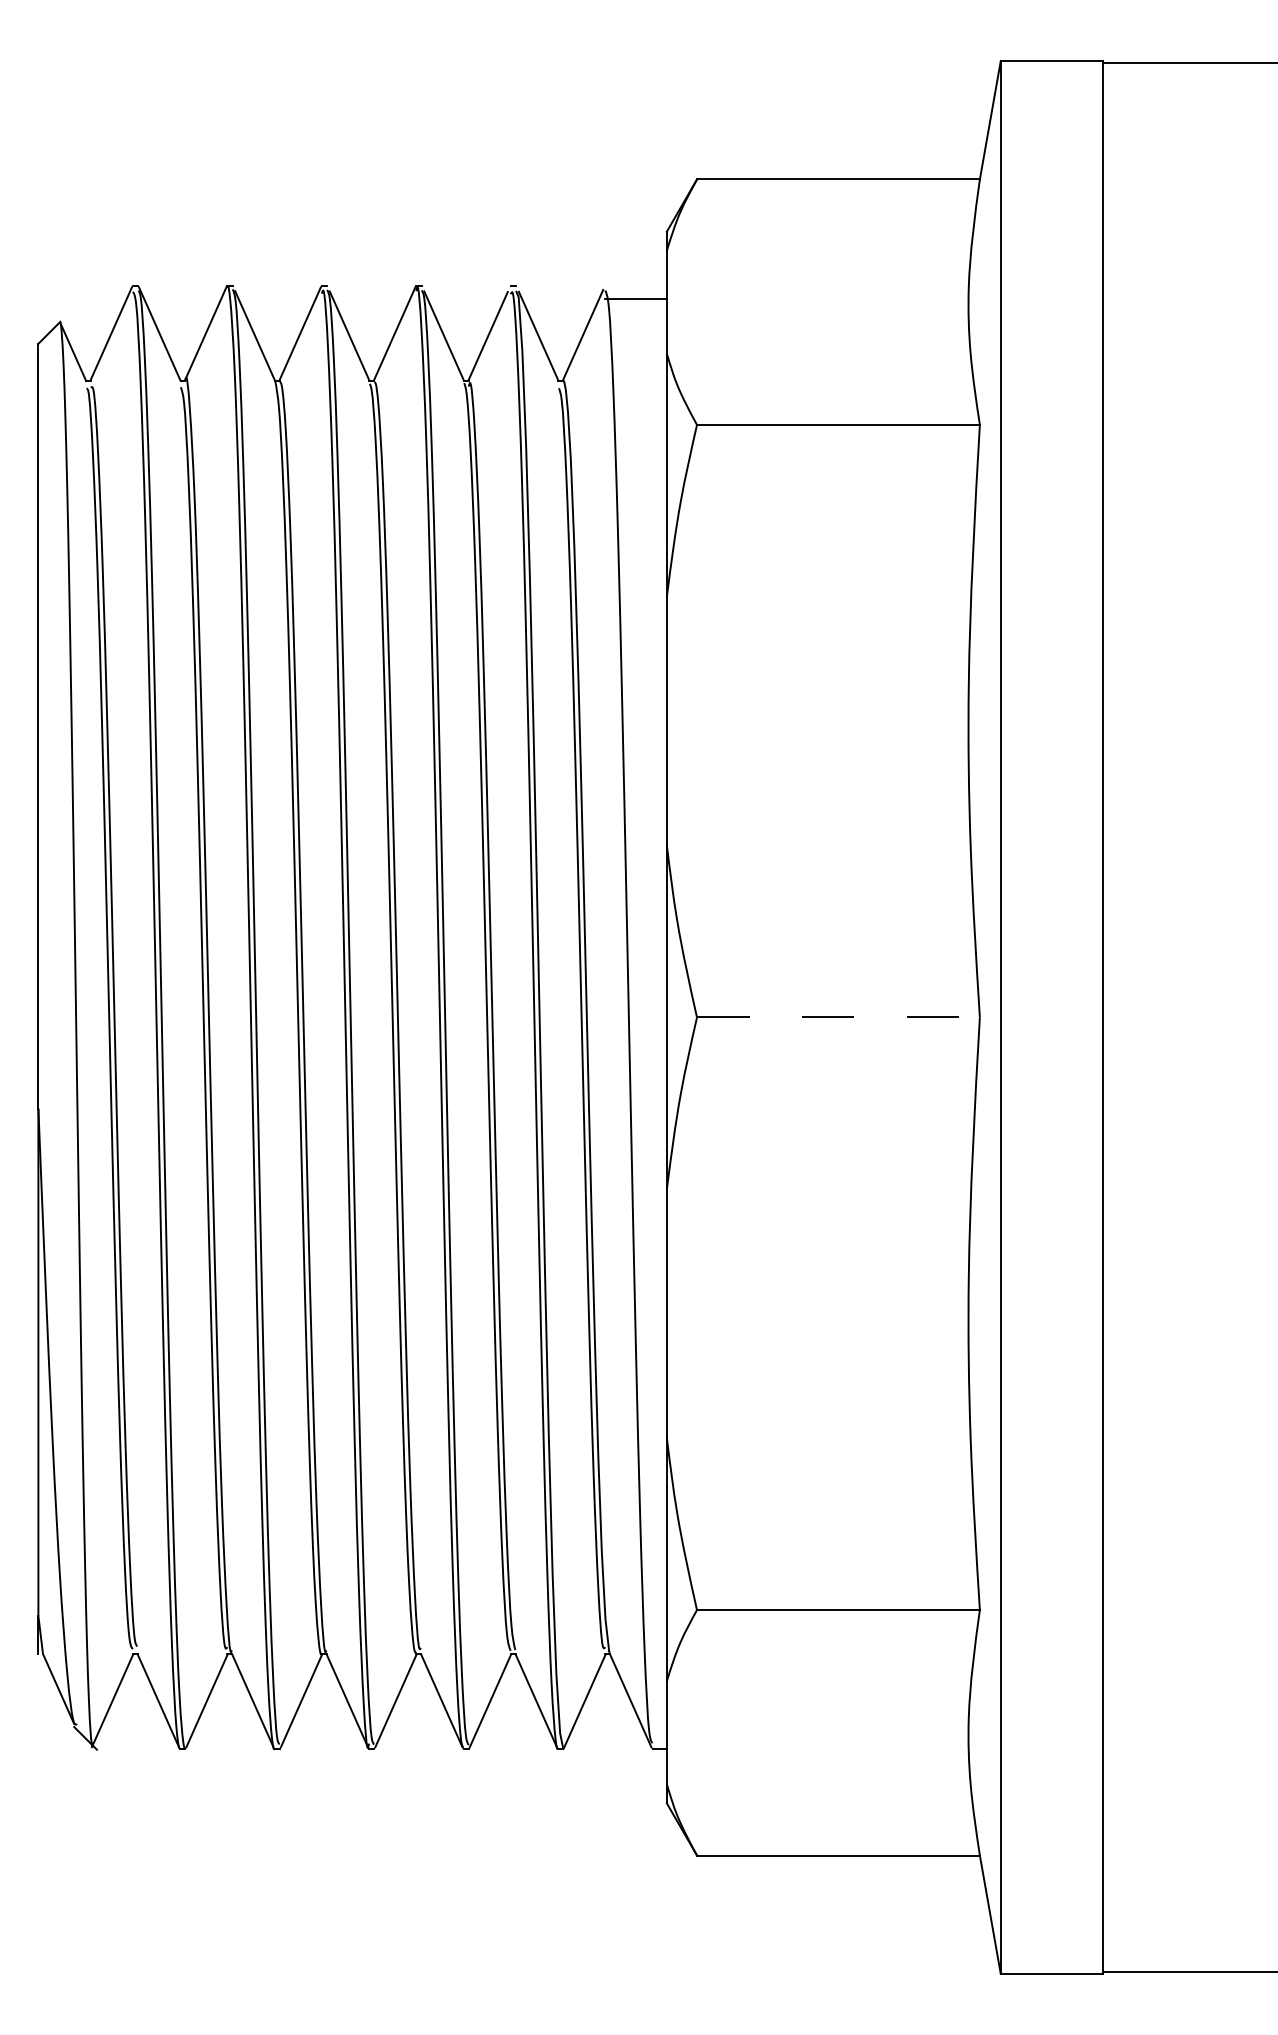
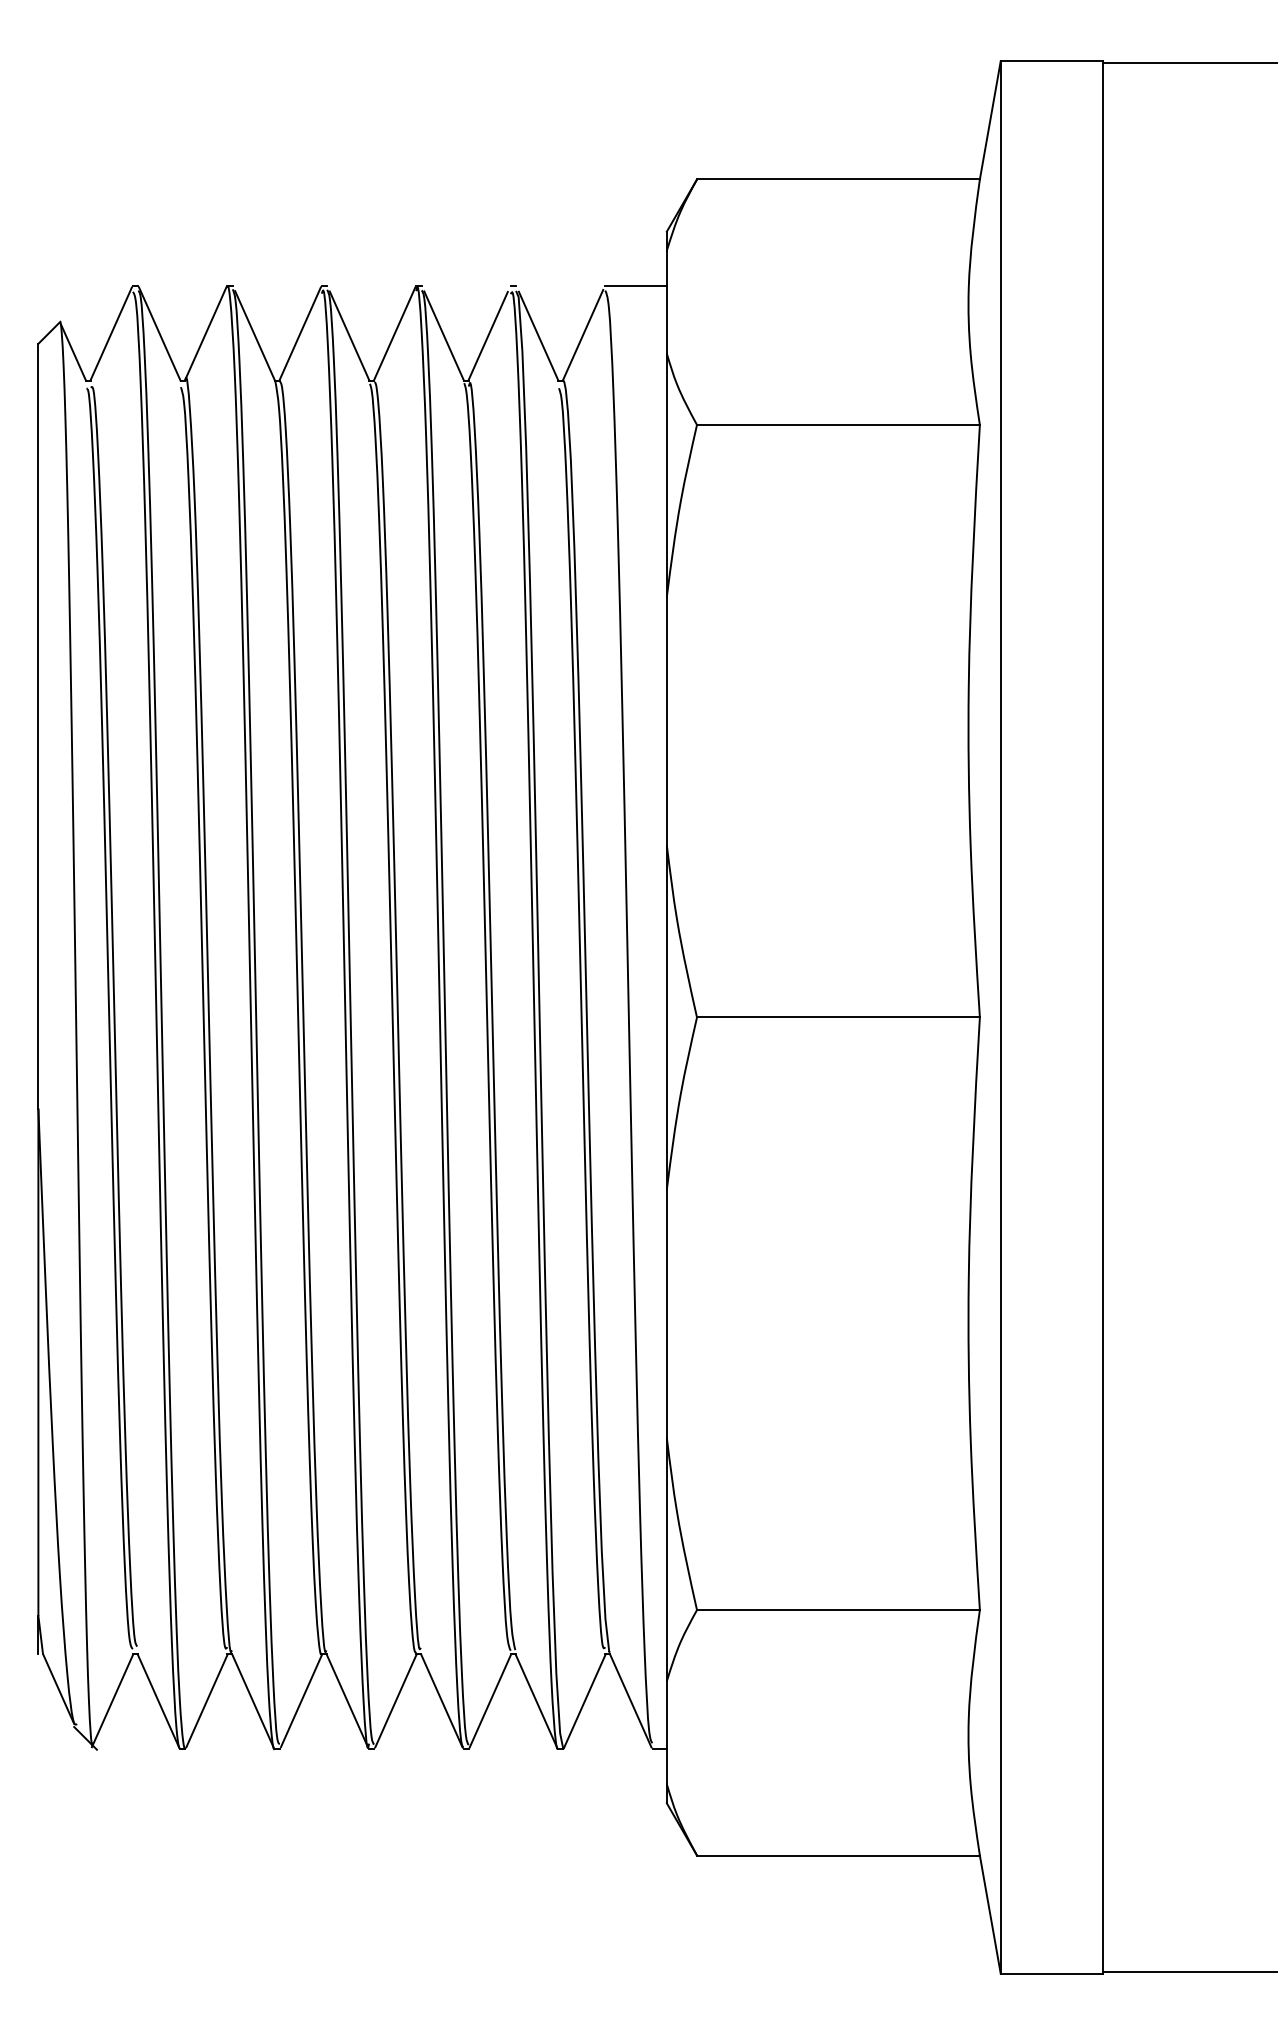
line position: (635, 299) -> (635, 286) (635, 286)
line: dashed -> solid (838, 1017)
